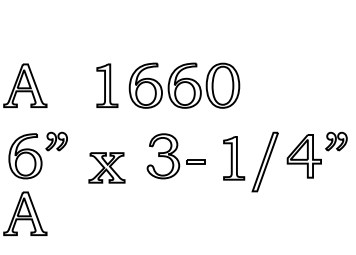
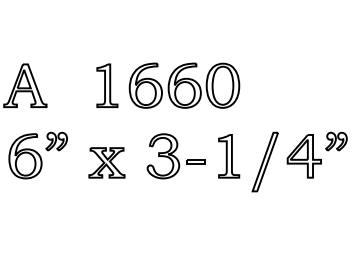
part position: (234, 158) -> (229, 156) (229, 156)
part position: (106, 167) -> (106, 162) (106, 162)
part: present -> none (25, 213)
